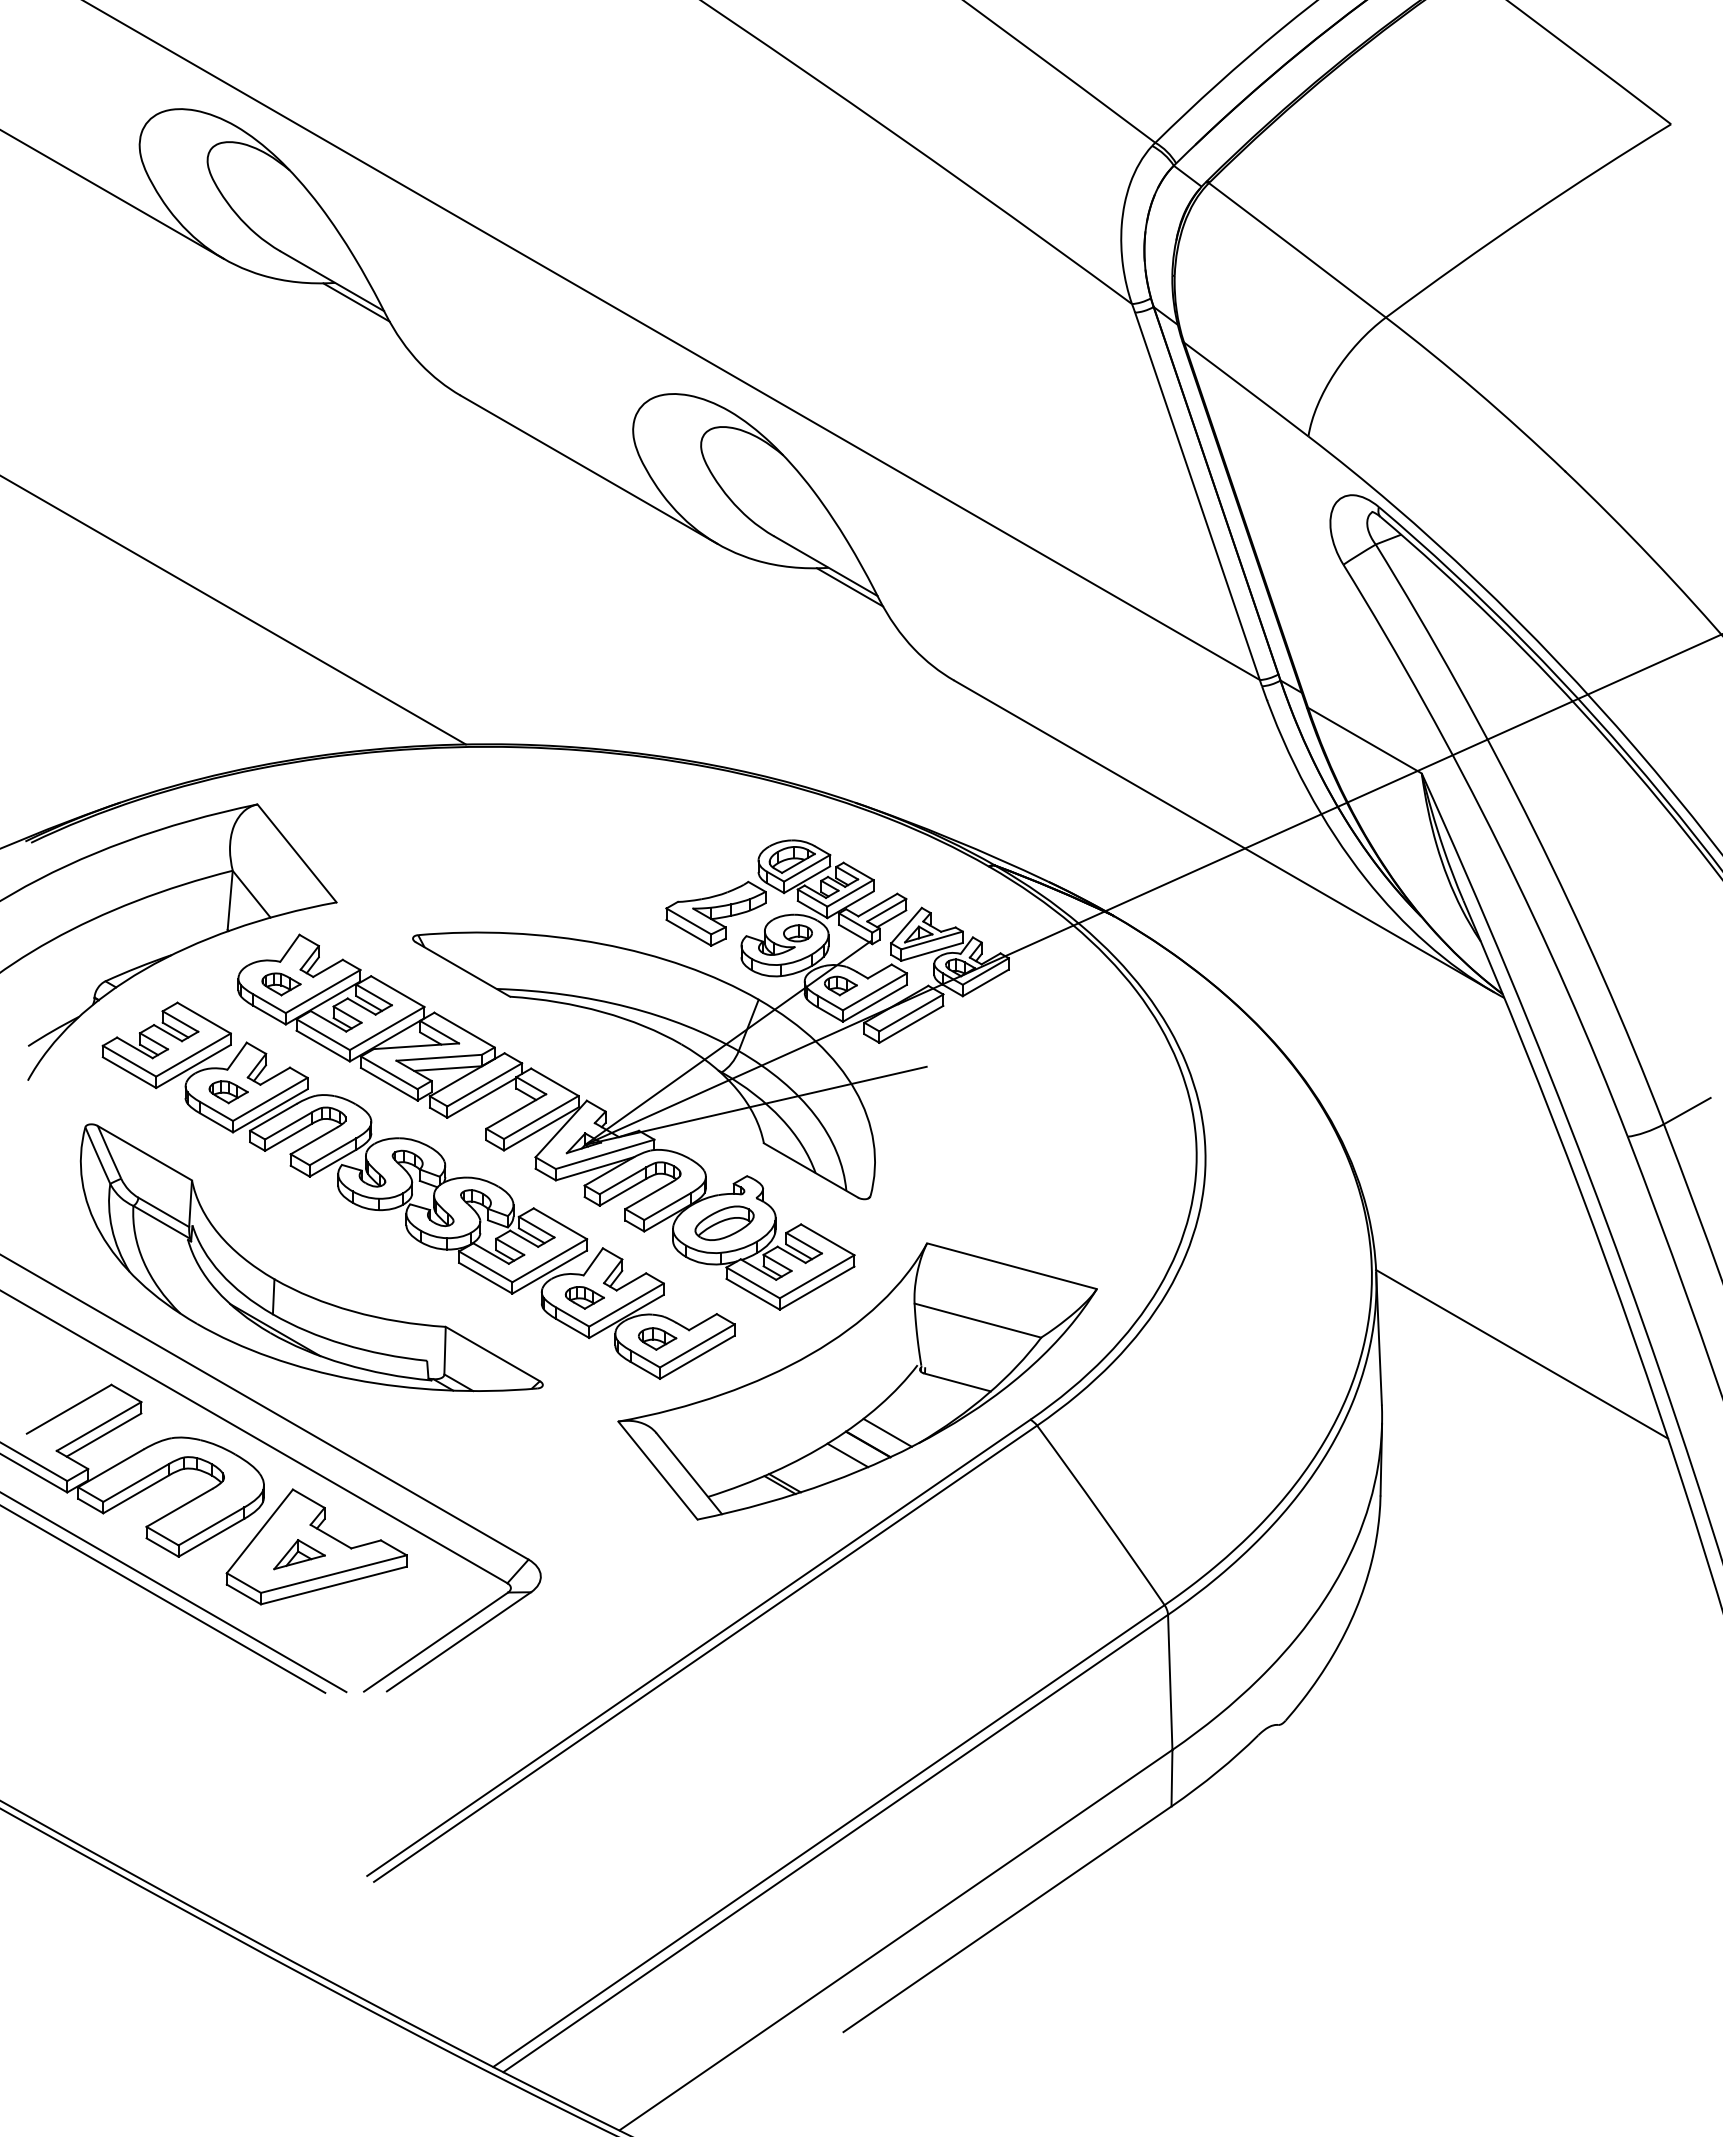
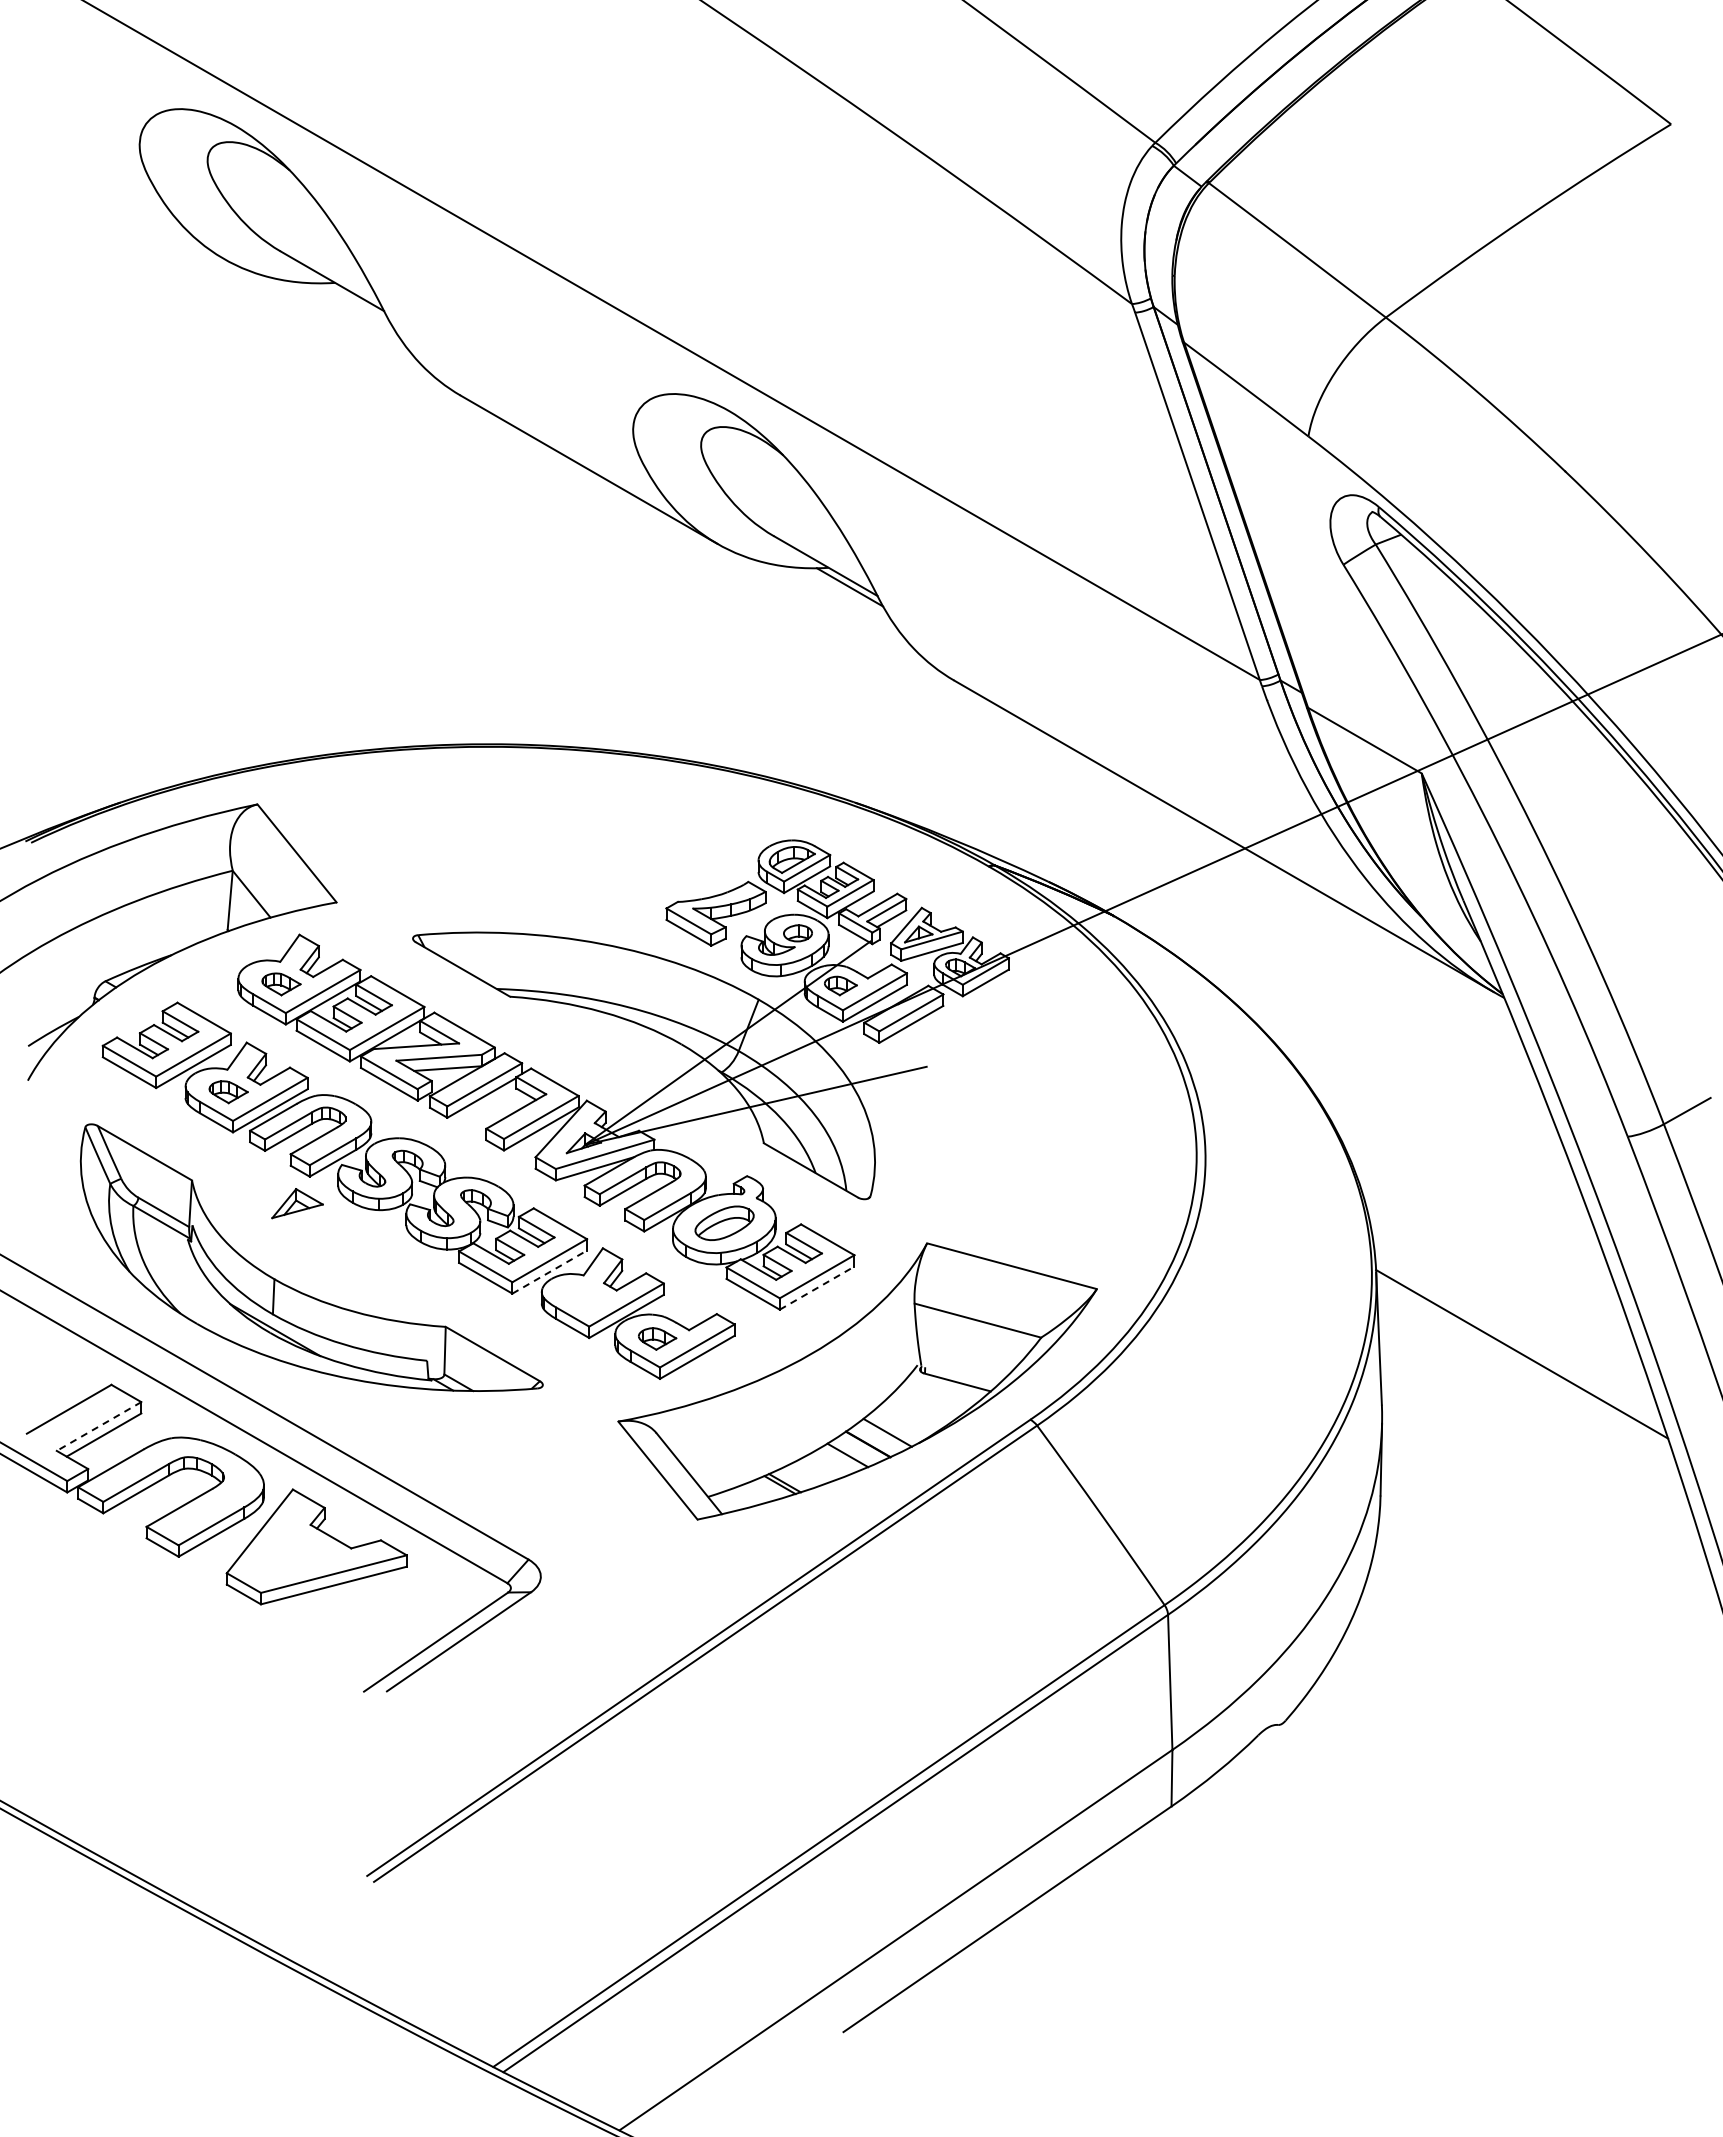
line: present -> none (112, 194)
line: present -> none (356, 302)
line: present -> none (233, 610)
line: solid -> dashed (550, 1271)
line: solid -> dashed (817, 1287)
part: present -> none (584, 1297)
line: solid -> dashed (99, 1426)
part position: (299, 1554) -> (297, 1203) (297, 1203)
line: present -> none (174, 1592)
line: present -> none (163, 1599)
